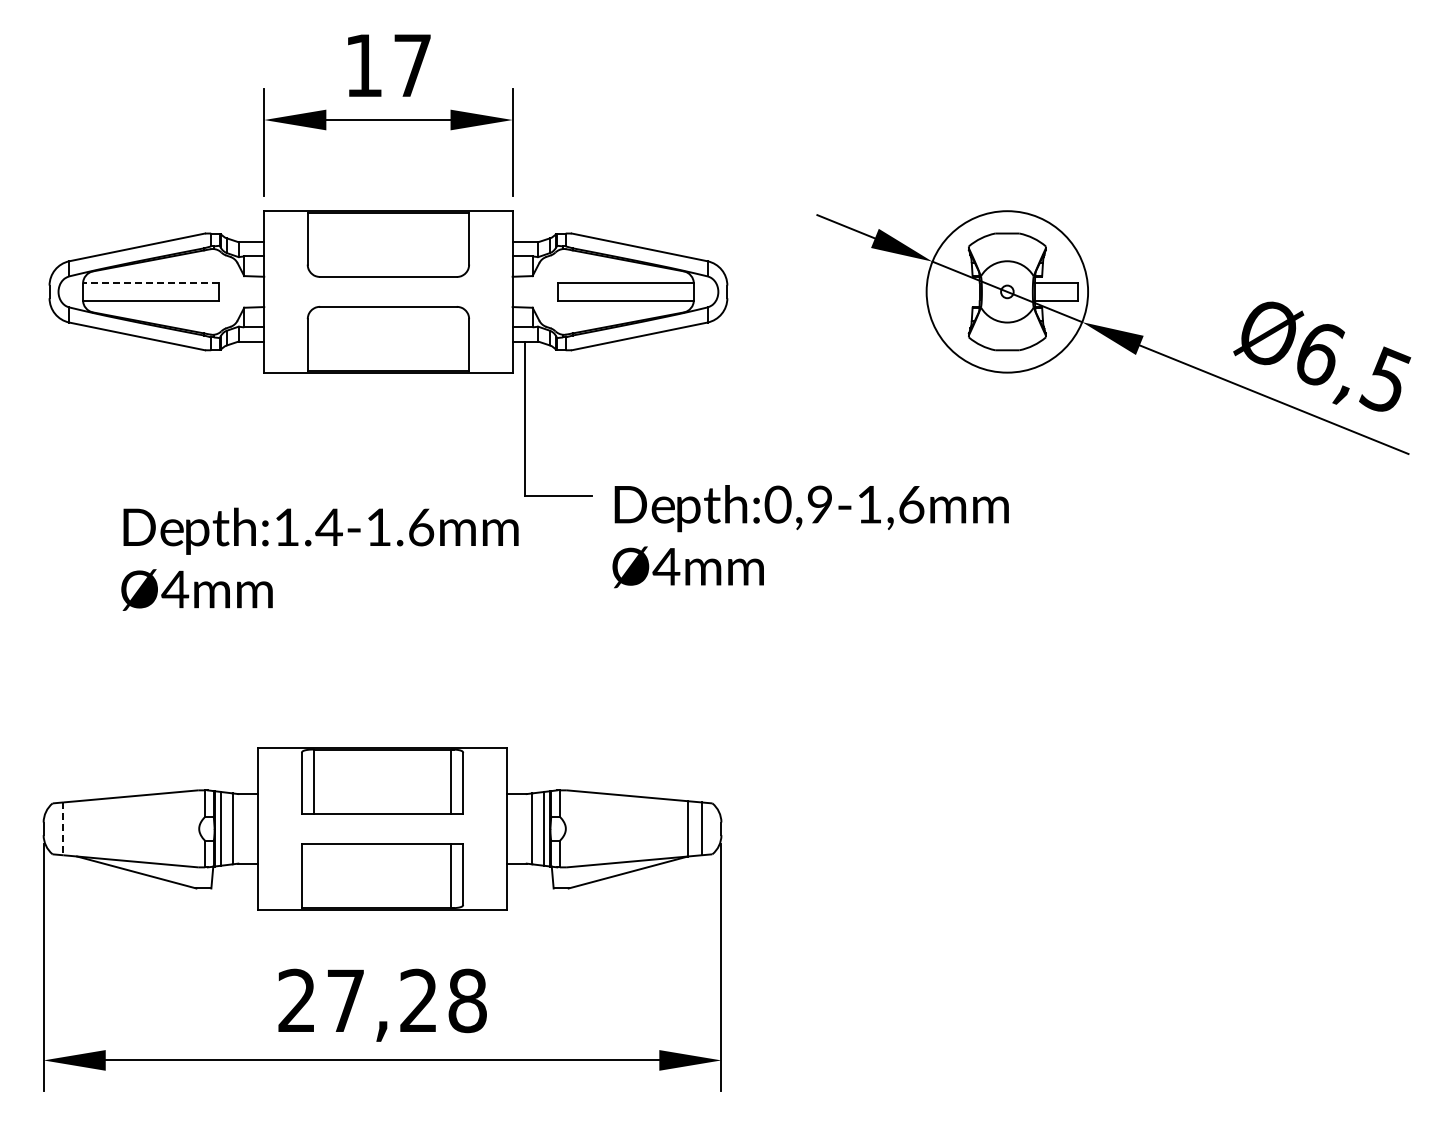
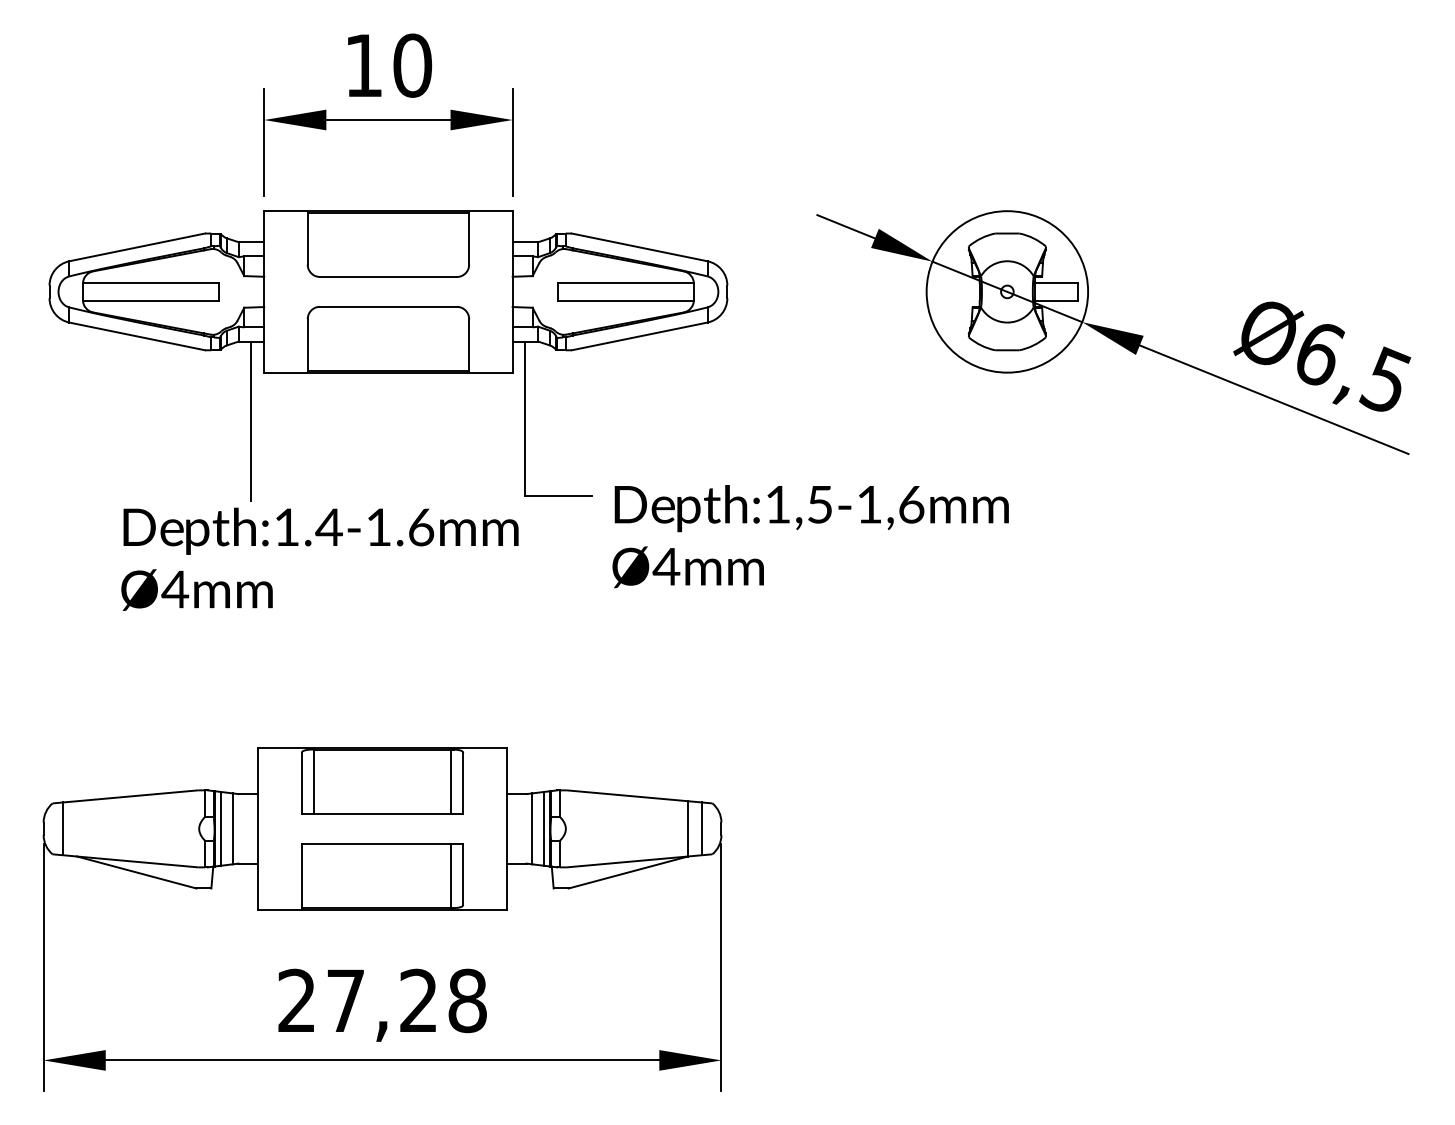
text: 17 -> 10 (412, 65)
line: dashed -> solid (150, 283)
line: none -> present (251, 420)
text: :0,9-1,6mm -> :1,5-1,6mm (797, 504)
line: dashed -> solid (63, 829)
